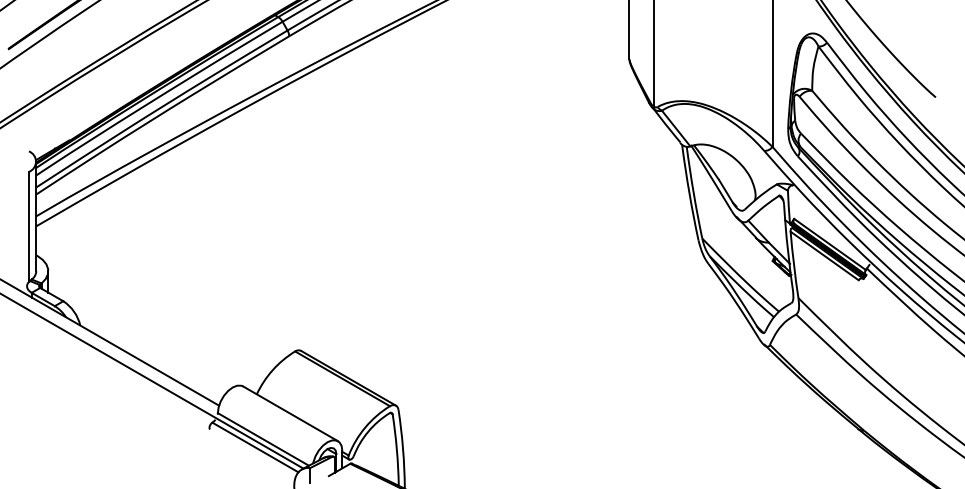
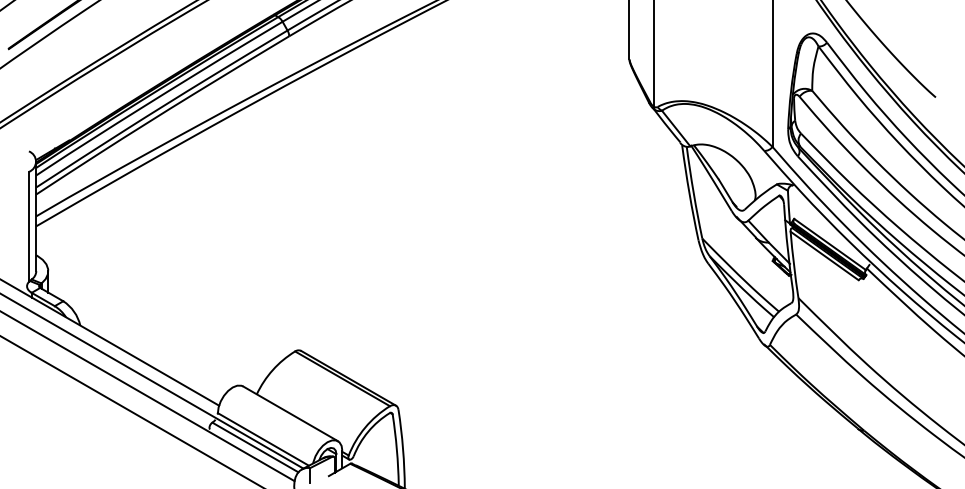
line: none -> present (148, 396)
line: none -> present (130, 411)
